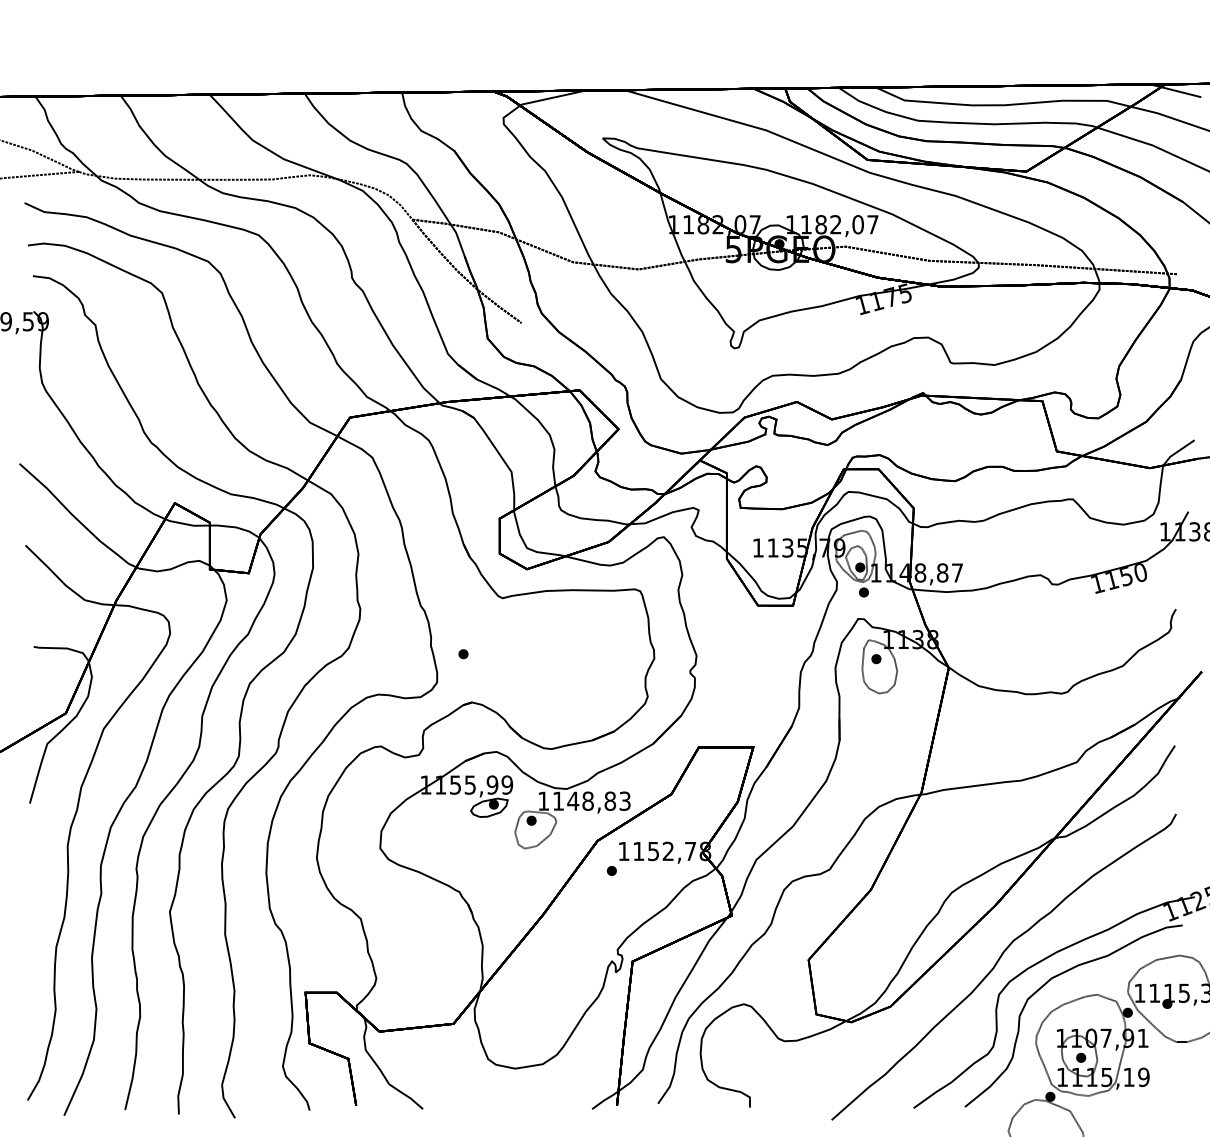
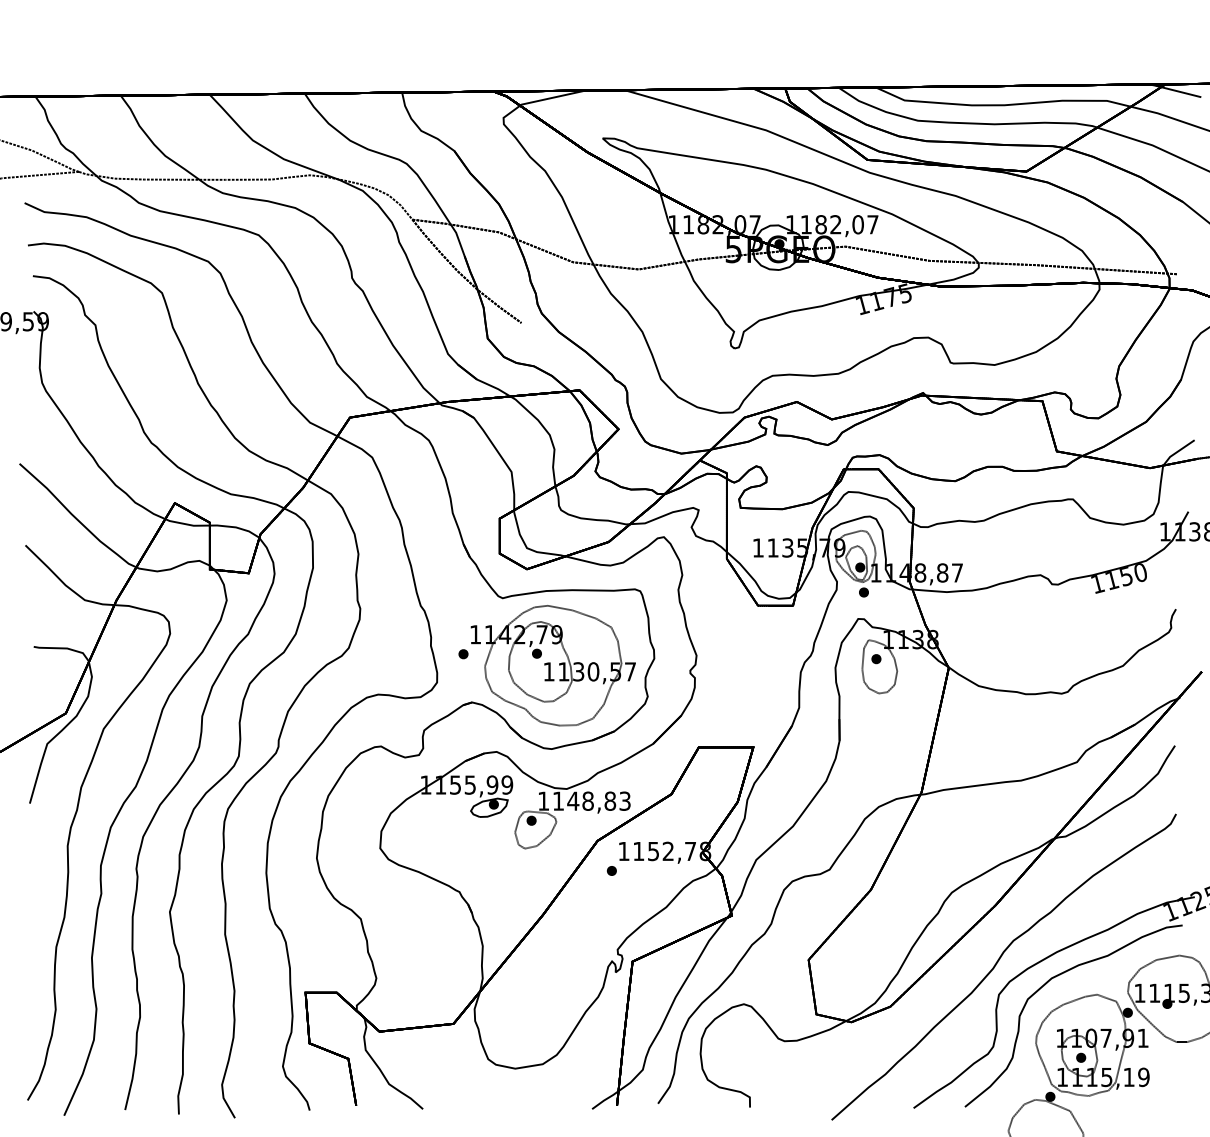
part: none -> present (552, 665)
